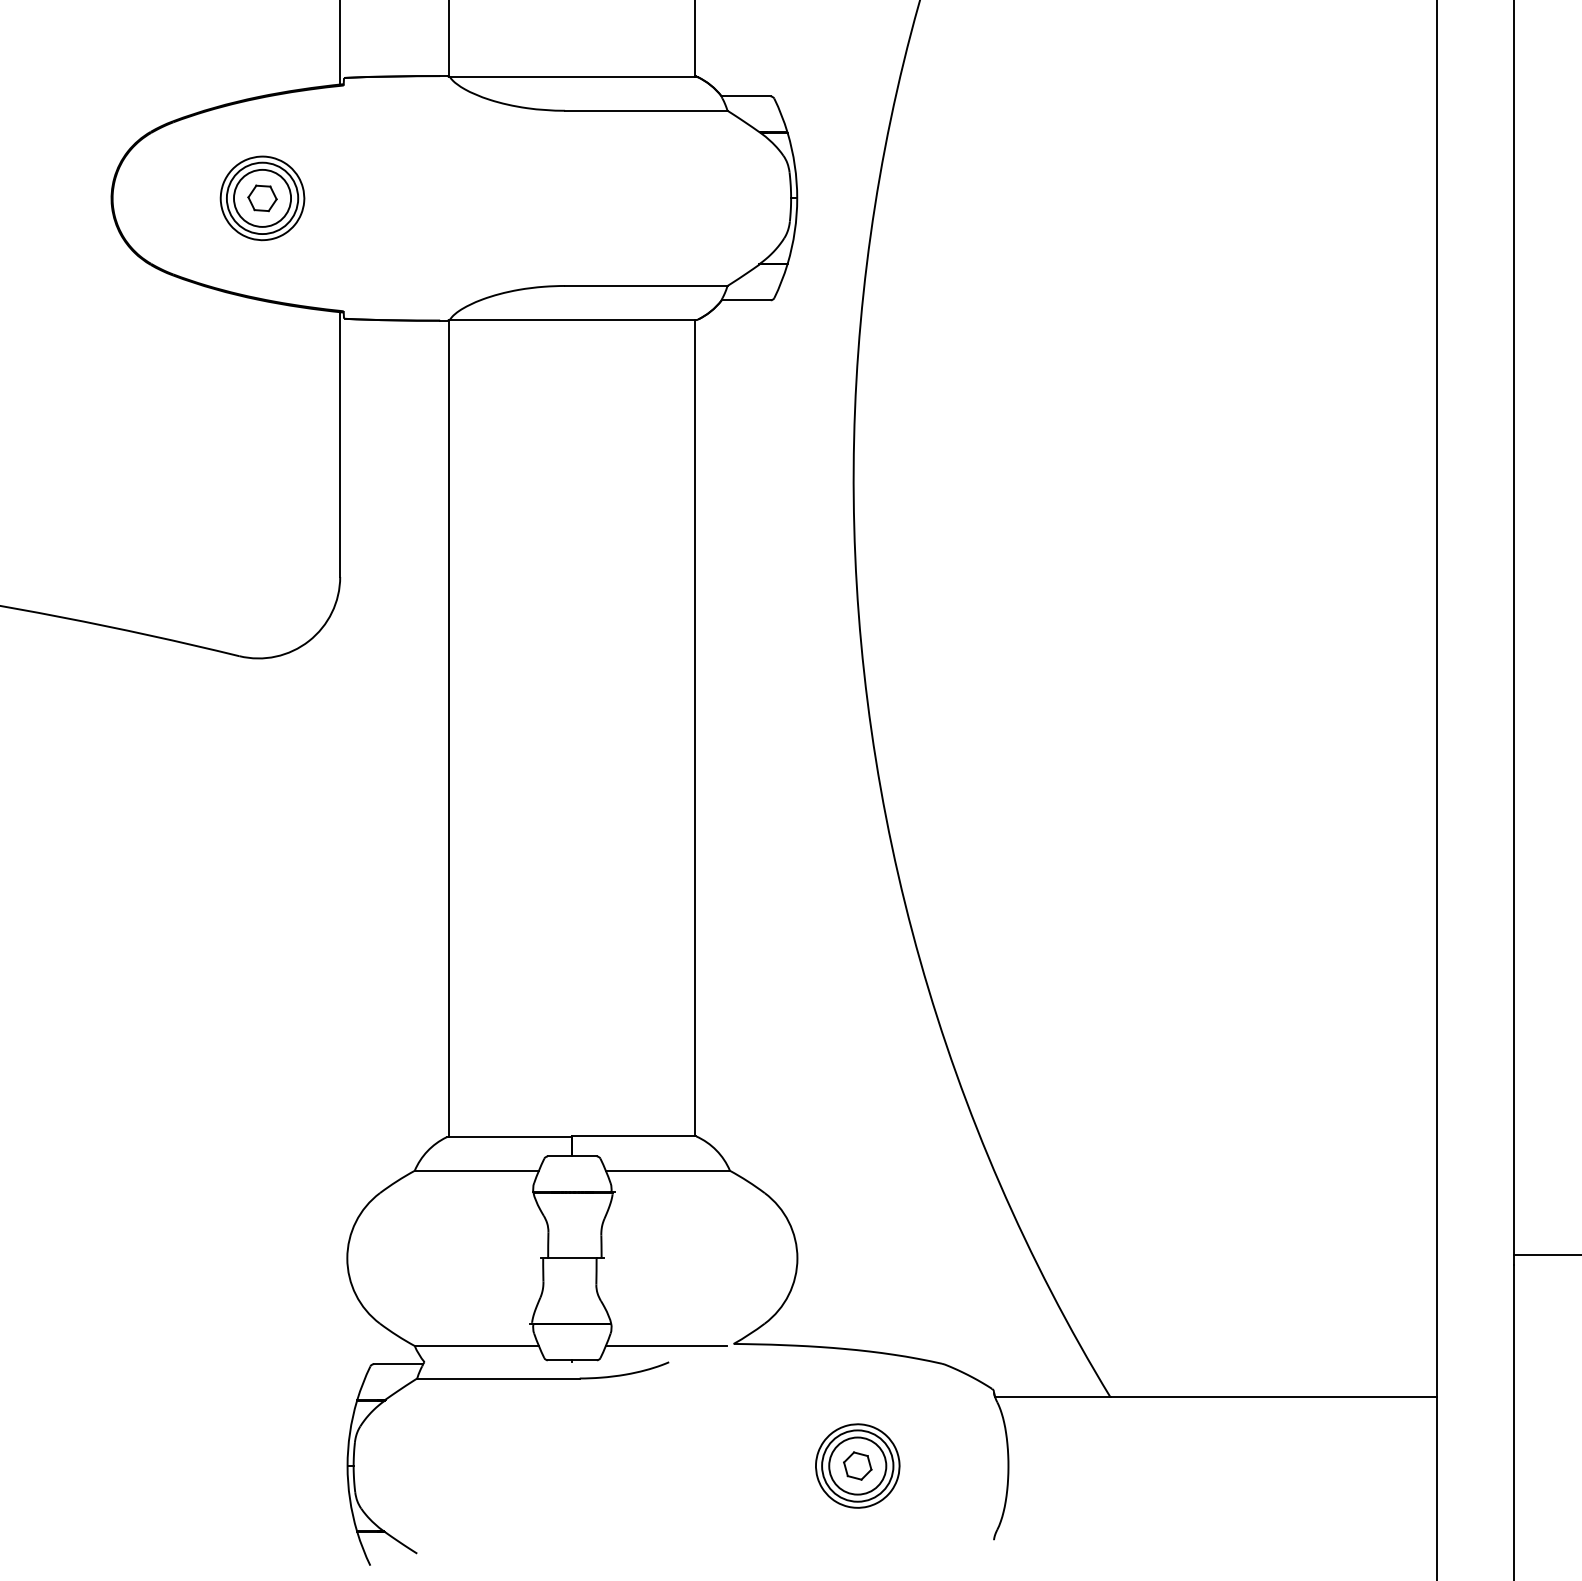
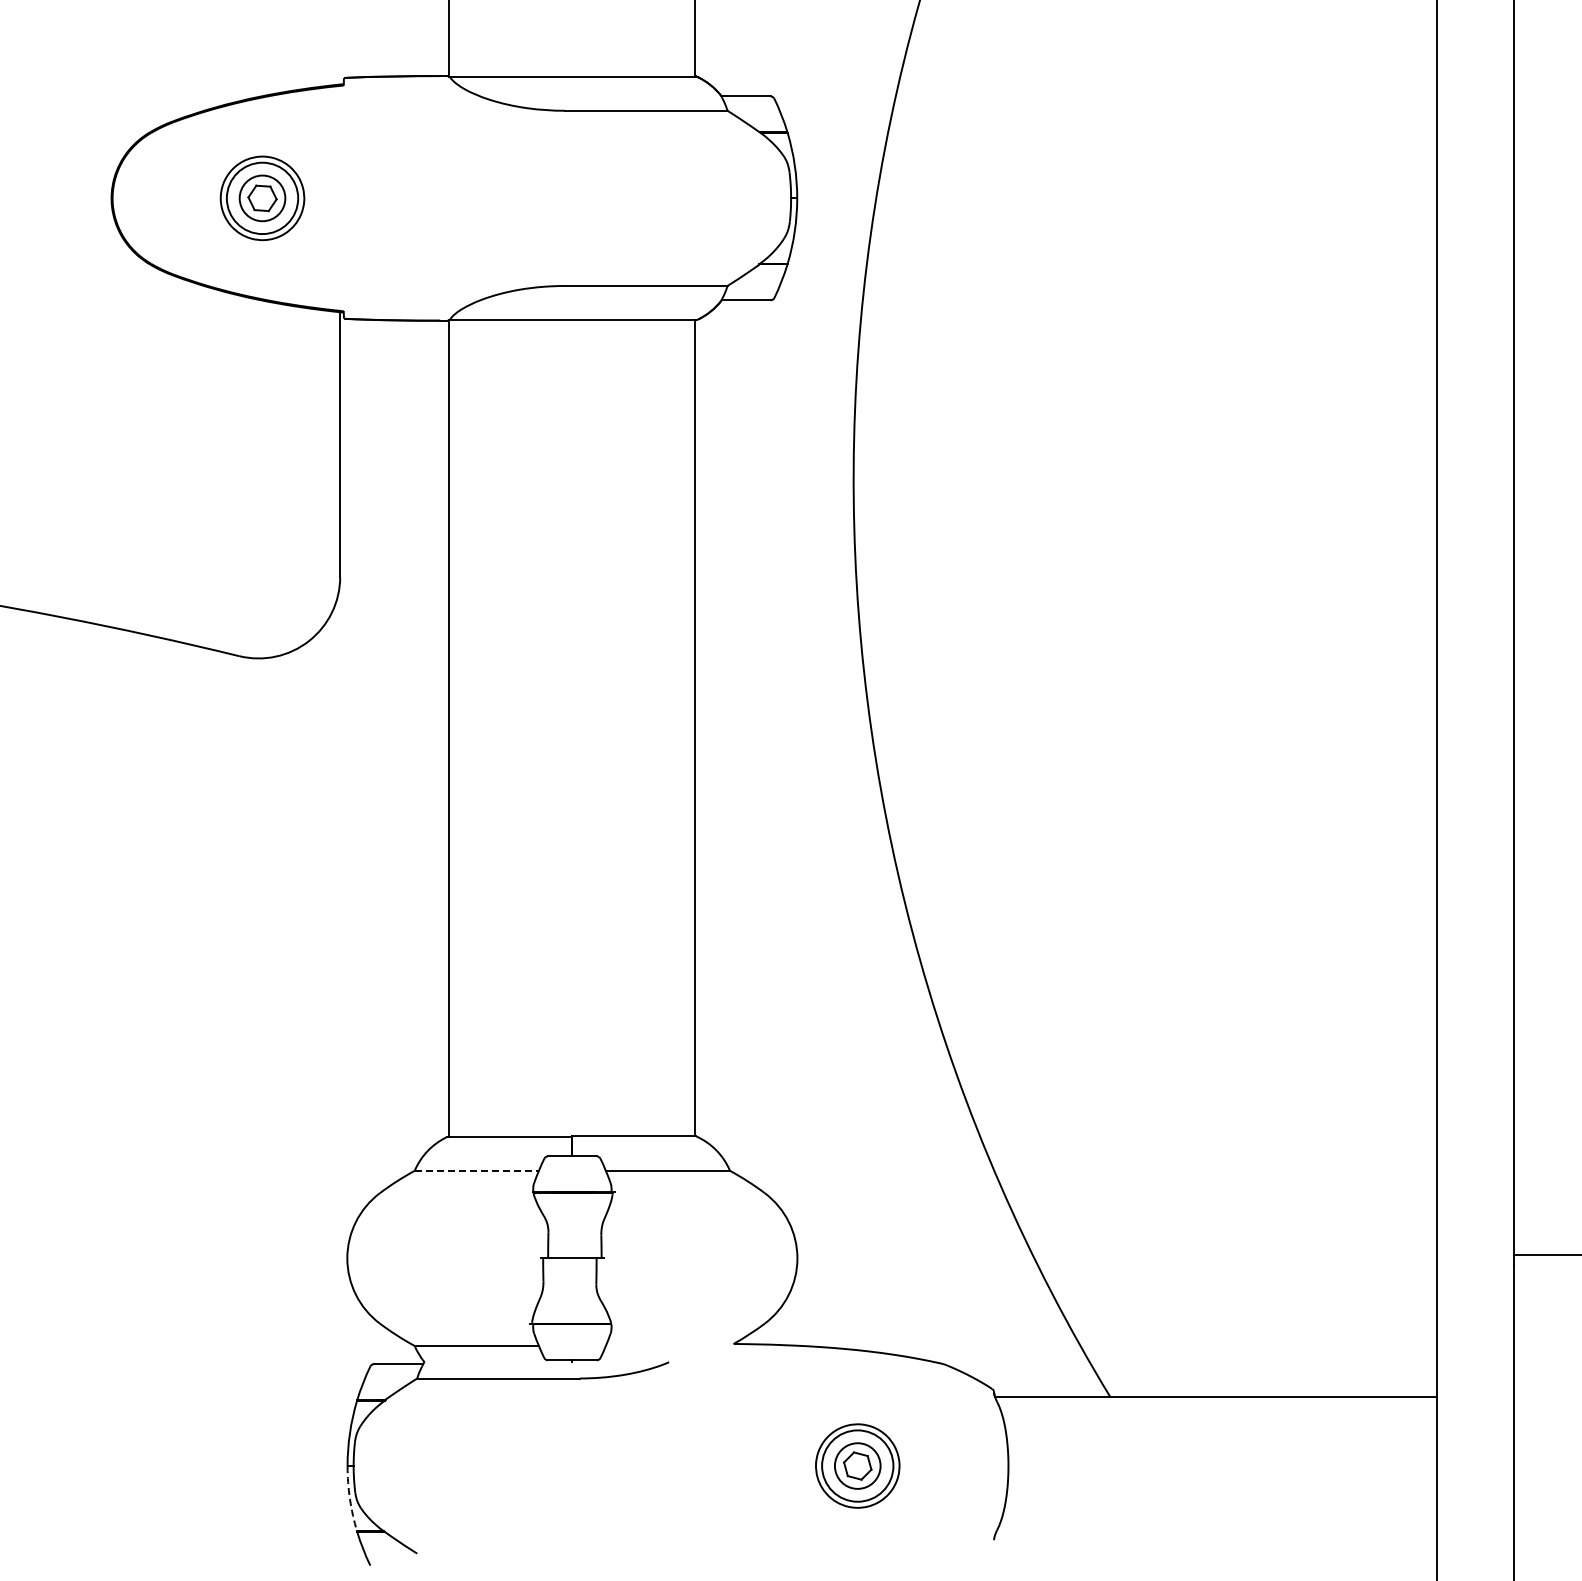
line: present -> none (340, 43)
circle diameter: 57 px -> 46 px (262, 198)
line: solid -> dashed (477, 1170)
line: present -> none (666, 1345)
circle diameter: 57 px -> 46 px (857, 1465)
arc: solid -> dashed (349, 1499)
